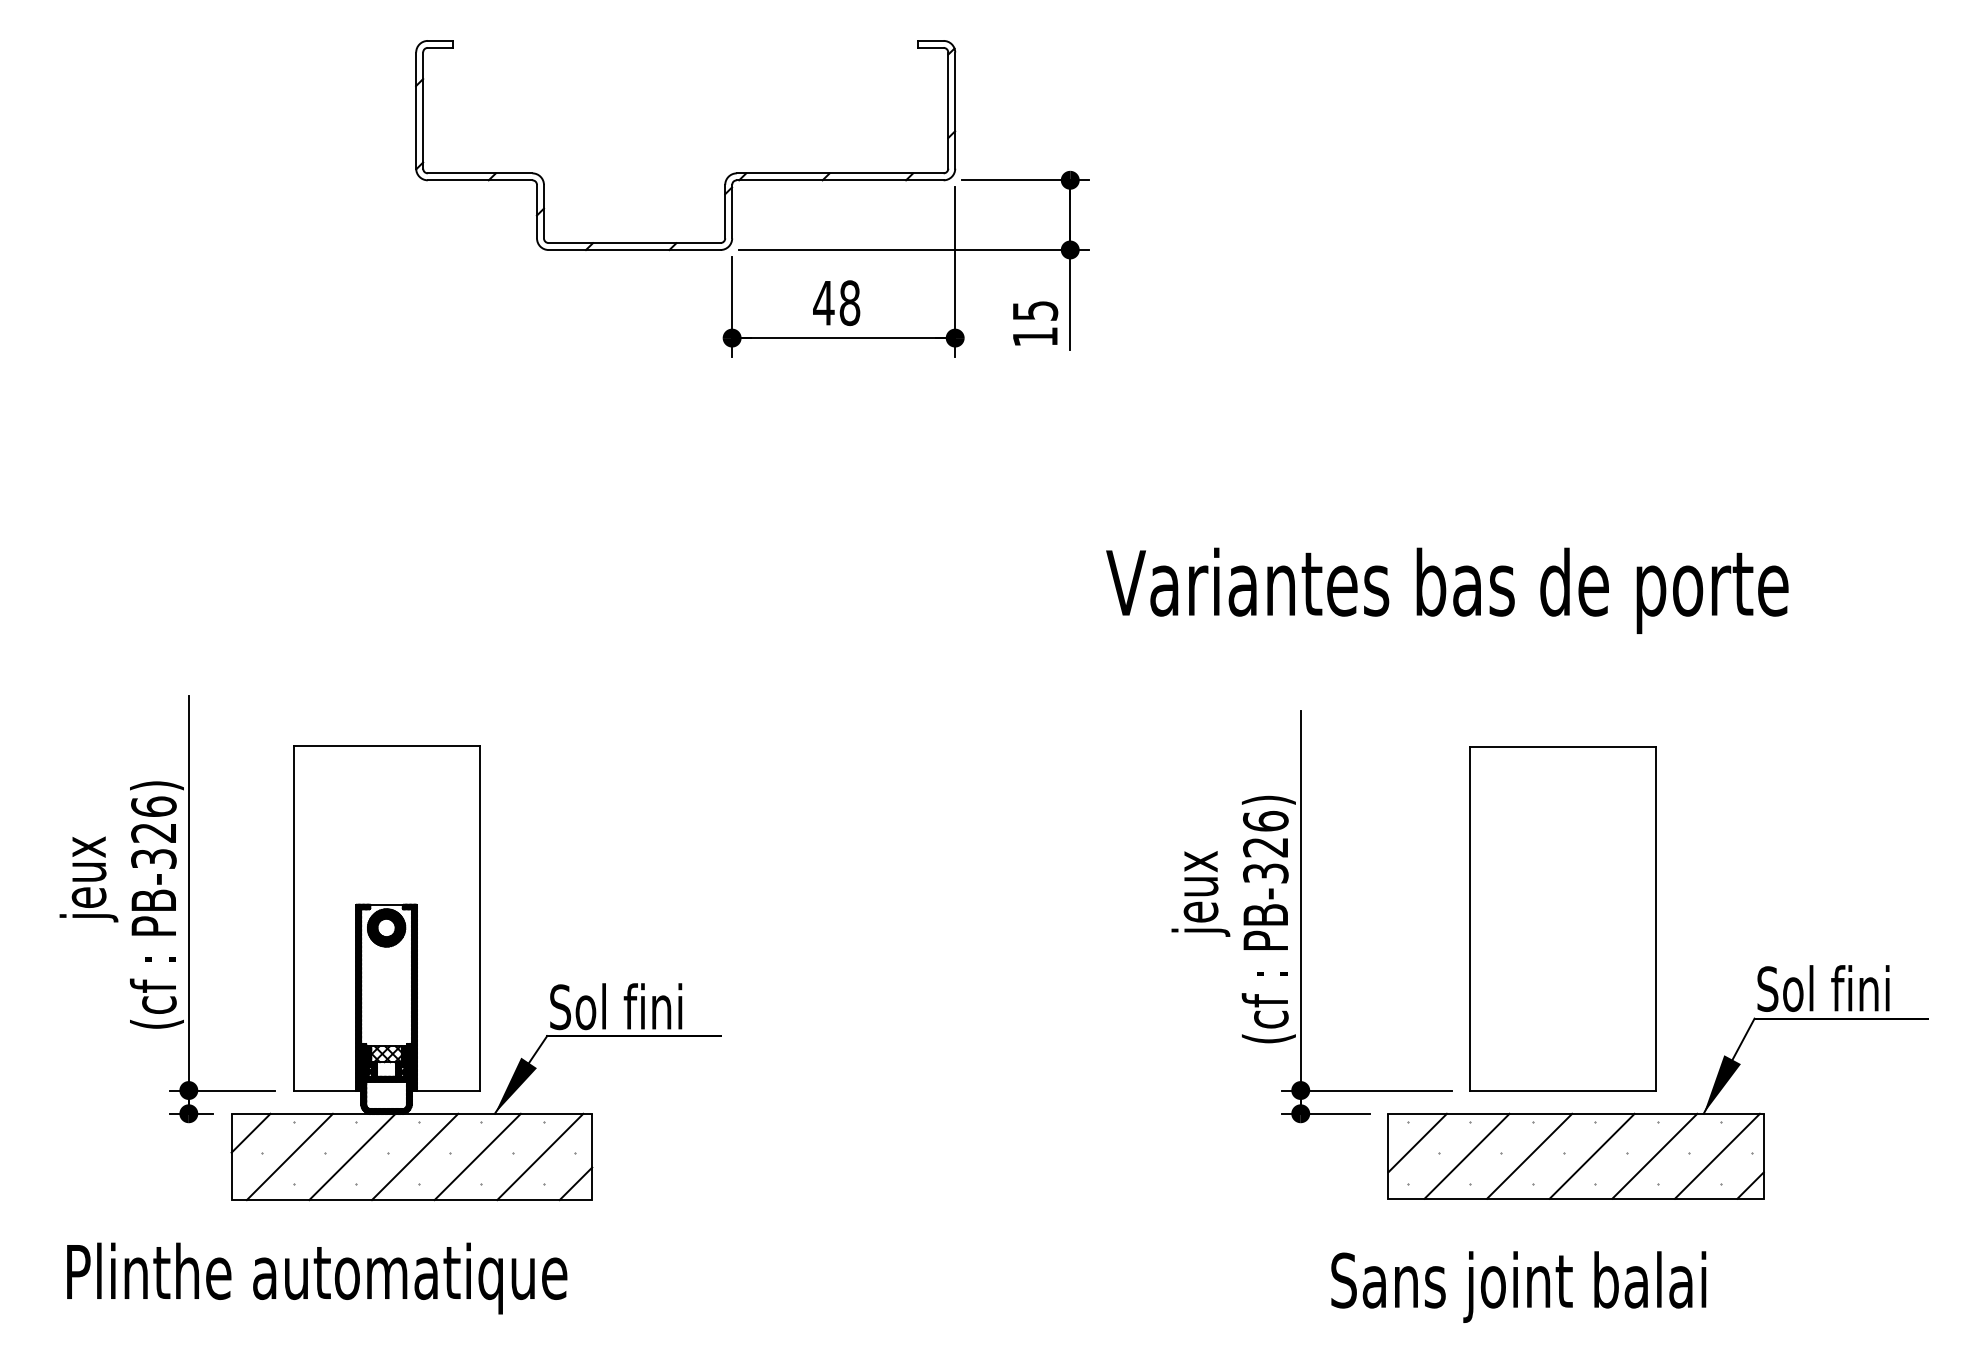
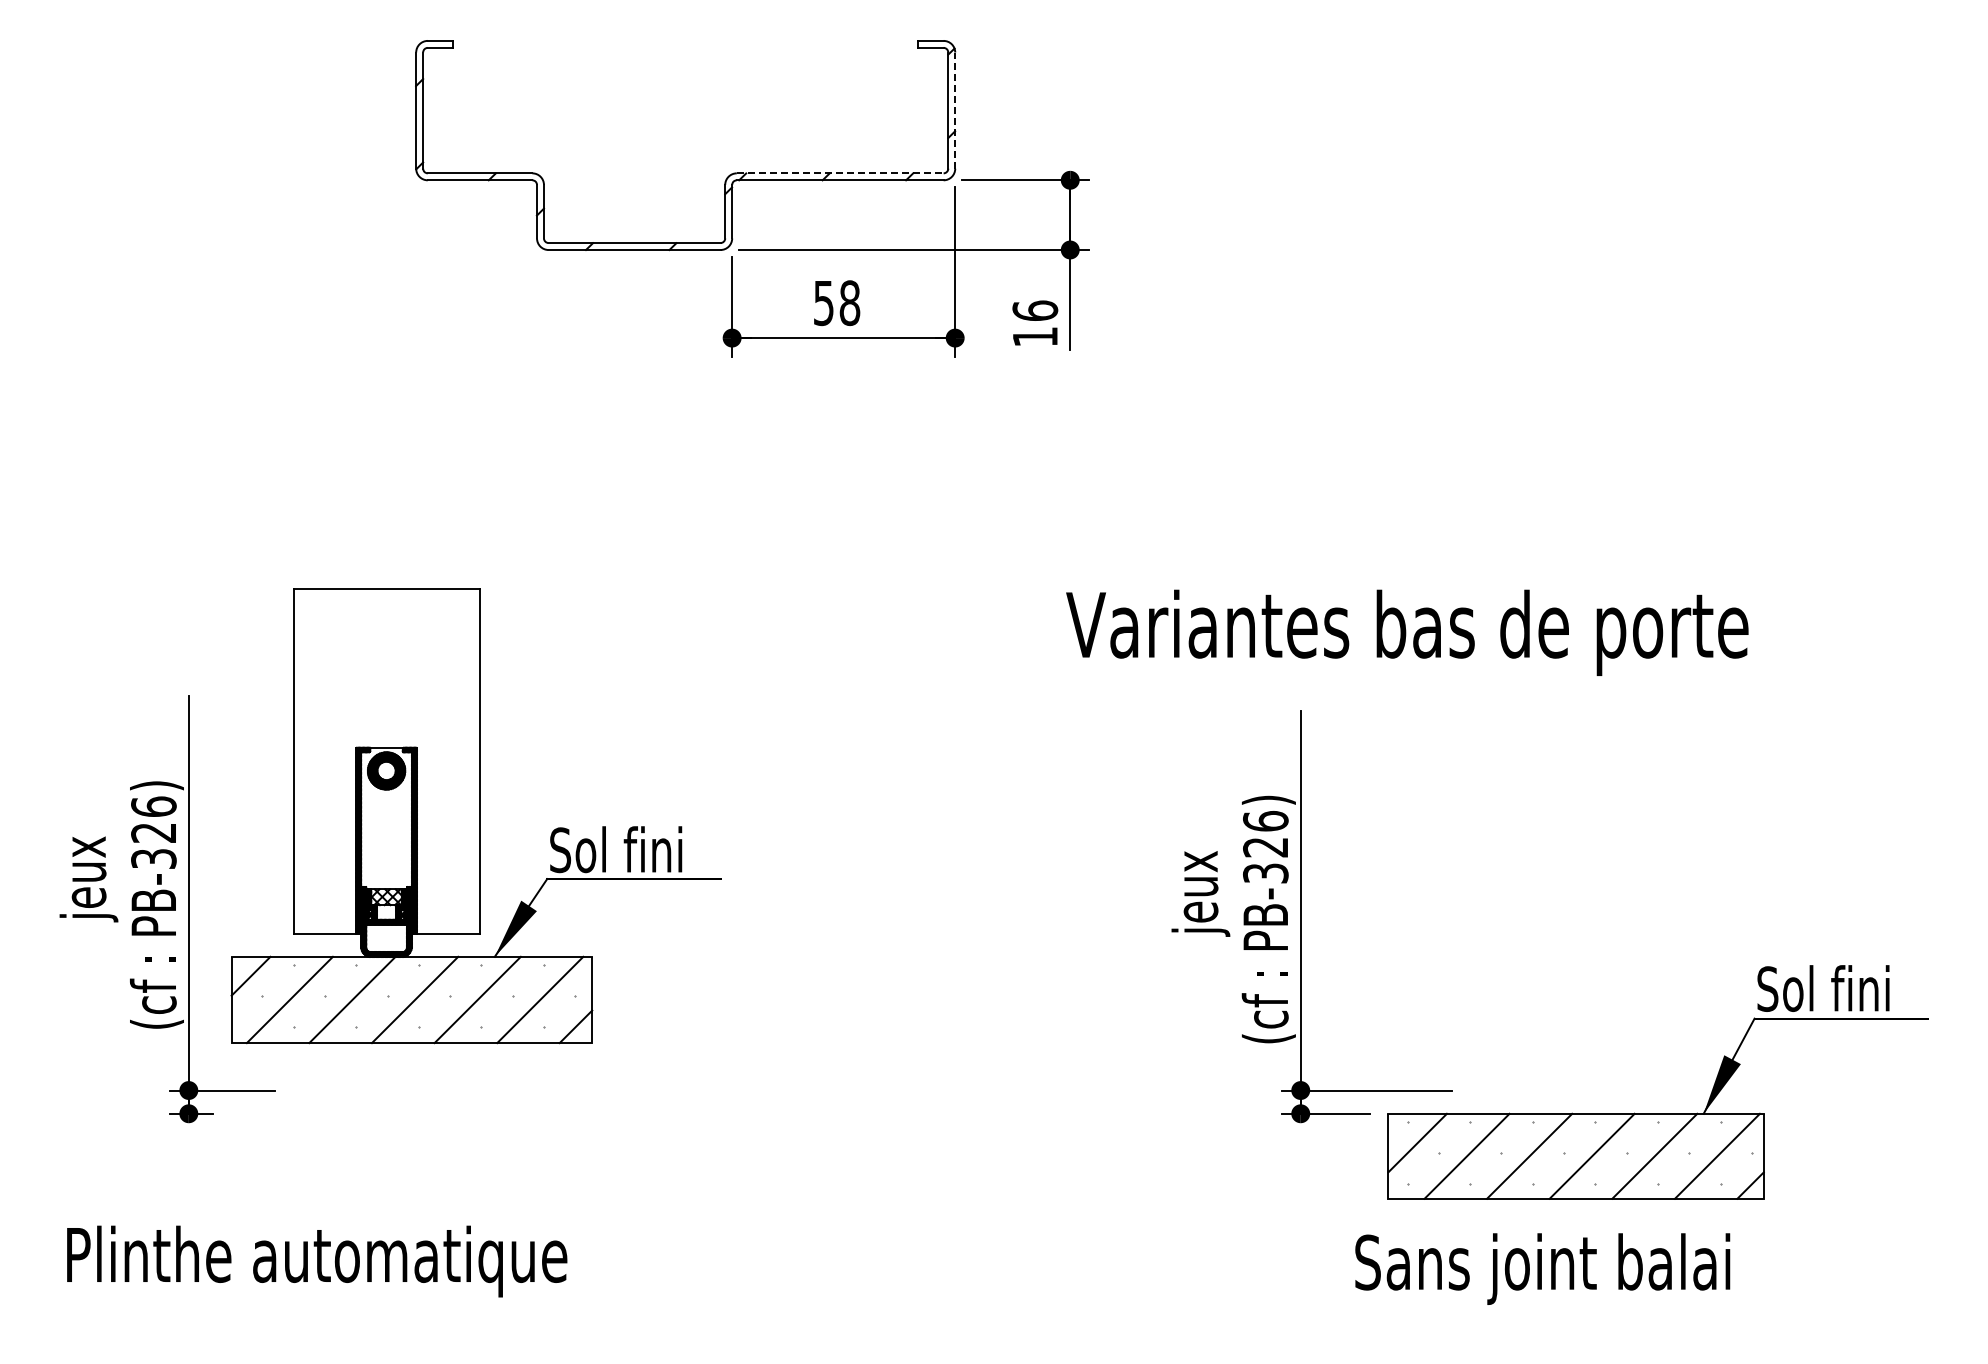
line: solid -> dashed (955, 110)
line: solid -> dashed (840, 173)
text: 48 -> 58 (823, 303)
text: 15 -> 16 (1035, 310)
text position: (1447, 590) -> (1407, 632) (1407, 632)
part: present -> none (1562, 918)
part position: (475, 973) -> (475, 816) (475, 816)
text position: (317, 1278) -> (317, 1261) (317, 1261)
text position: (1518, 1286) -> (1542, 1268) (1542, 1268)
